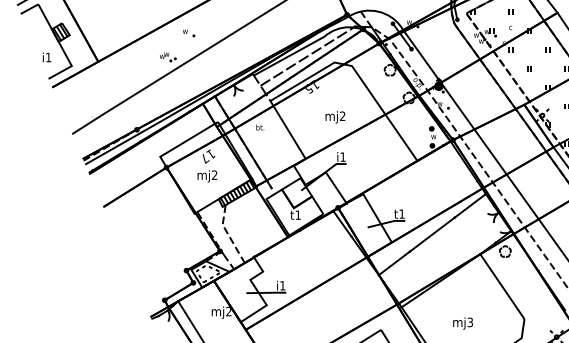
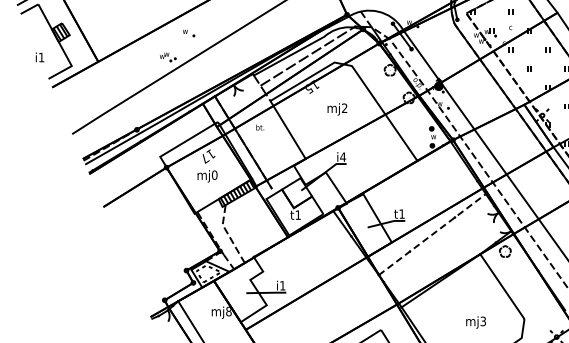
text position: (46, 57) -> (39, 57) (39, 57)
text position: (335, 117) -> (337, 109) (337, 109)
text: i1 -> i4 (343, 156)
text: mj2 -> mj0 (214, 174)
line: solid -> dashed (432, 234)
text: mj2 -> mj8 (228, 311)
text position: (462, 323) -> (475, 322) (475, 322)
